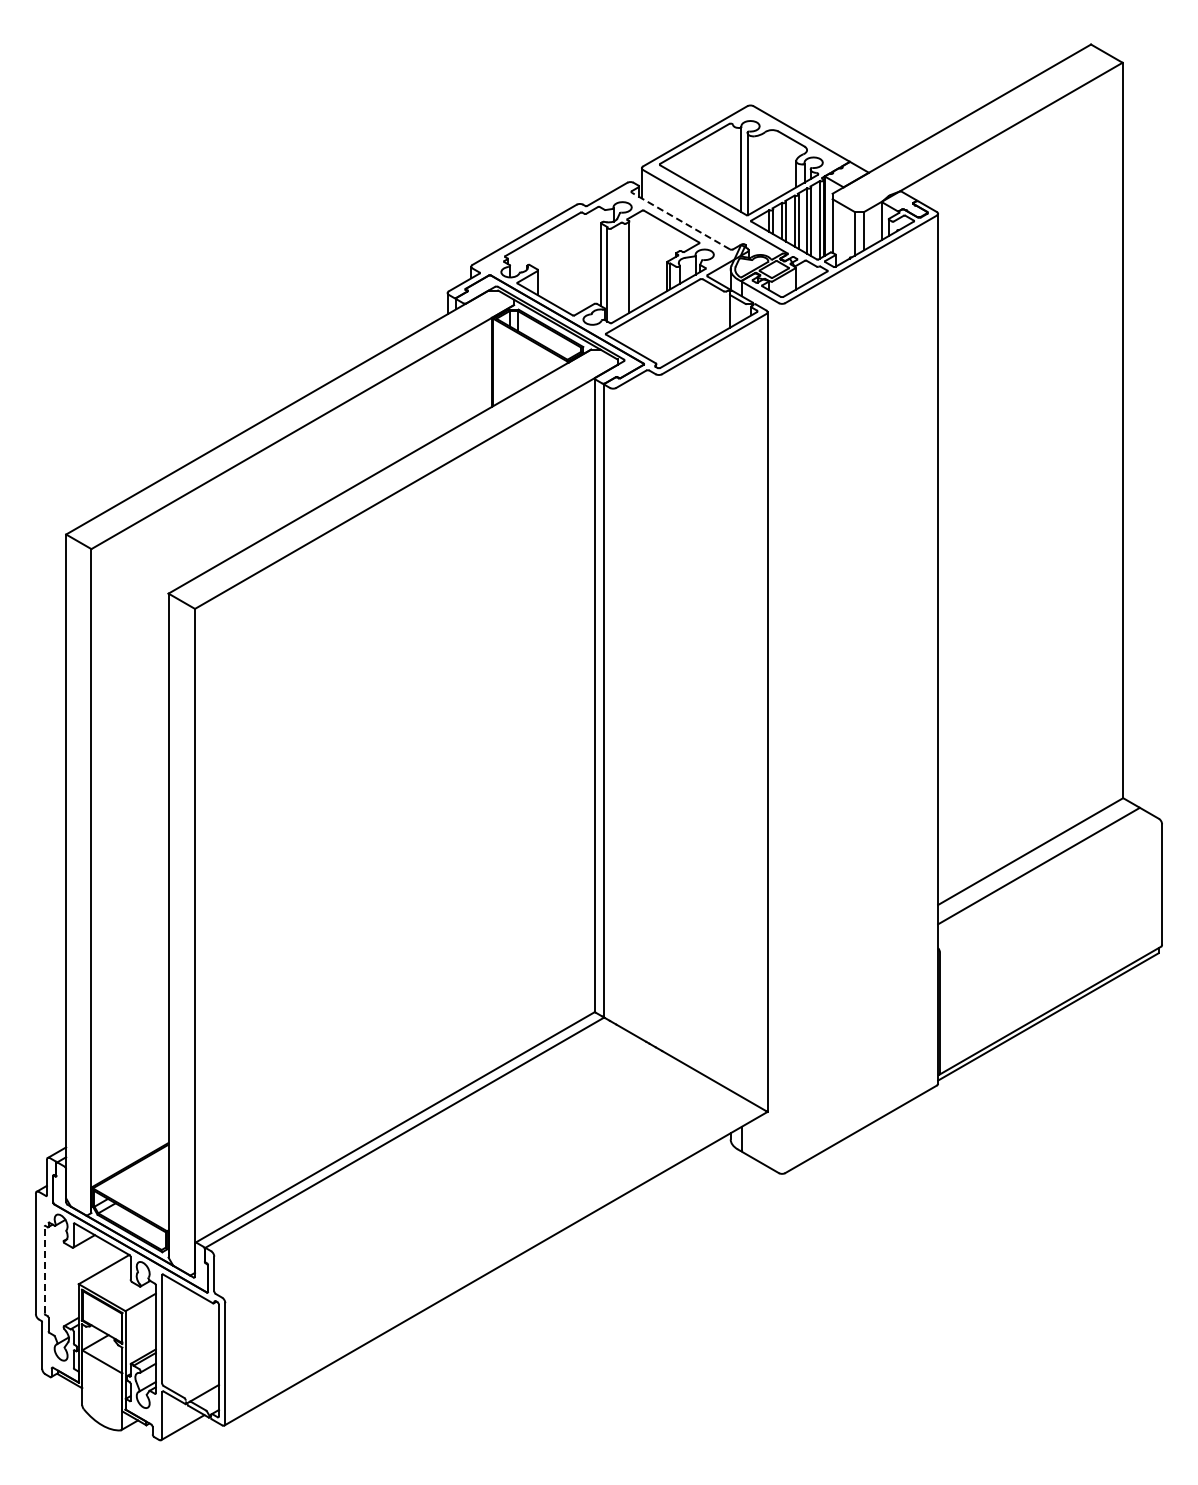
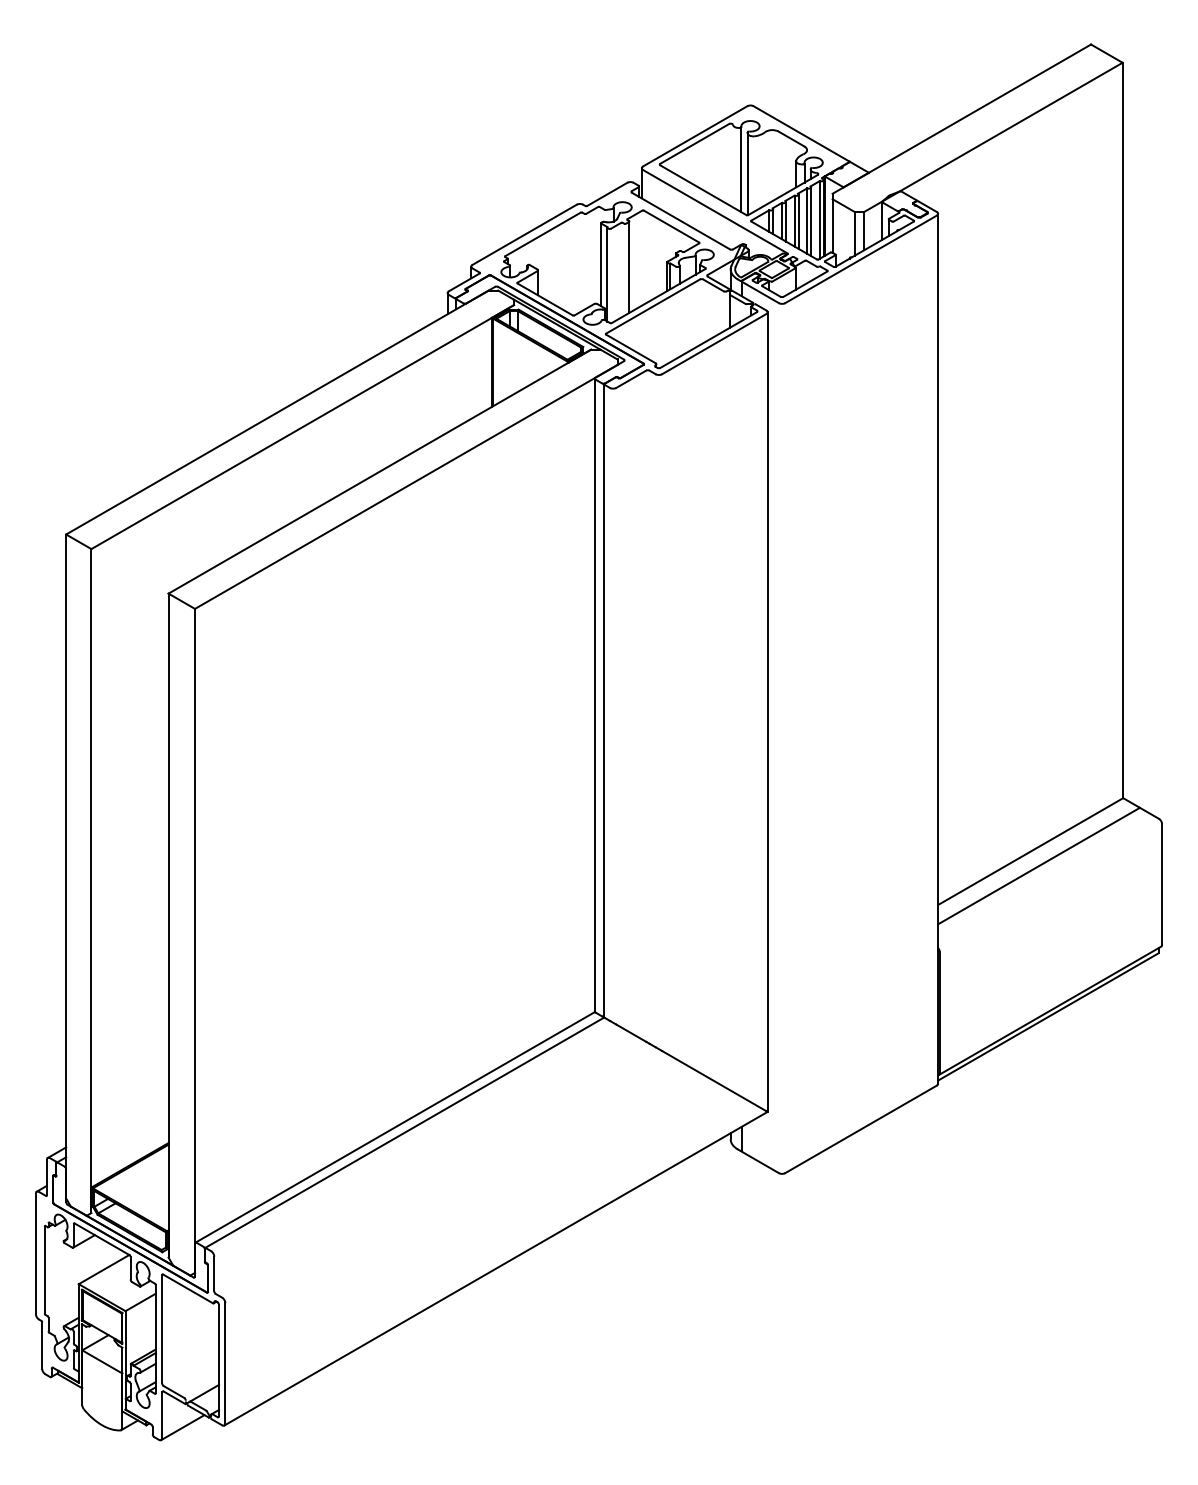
line: dashed -> solid (681, 221)
line: dashed -> solid (44, 1269)
